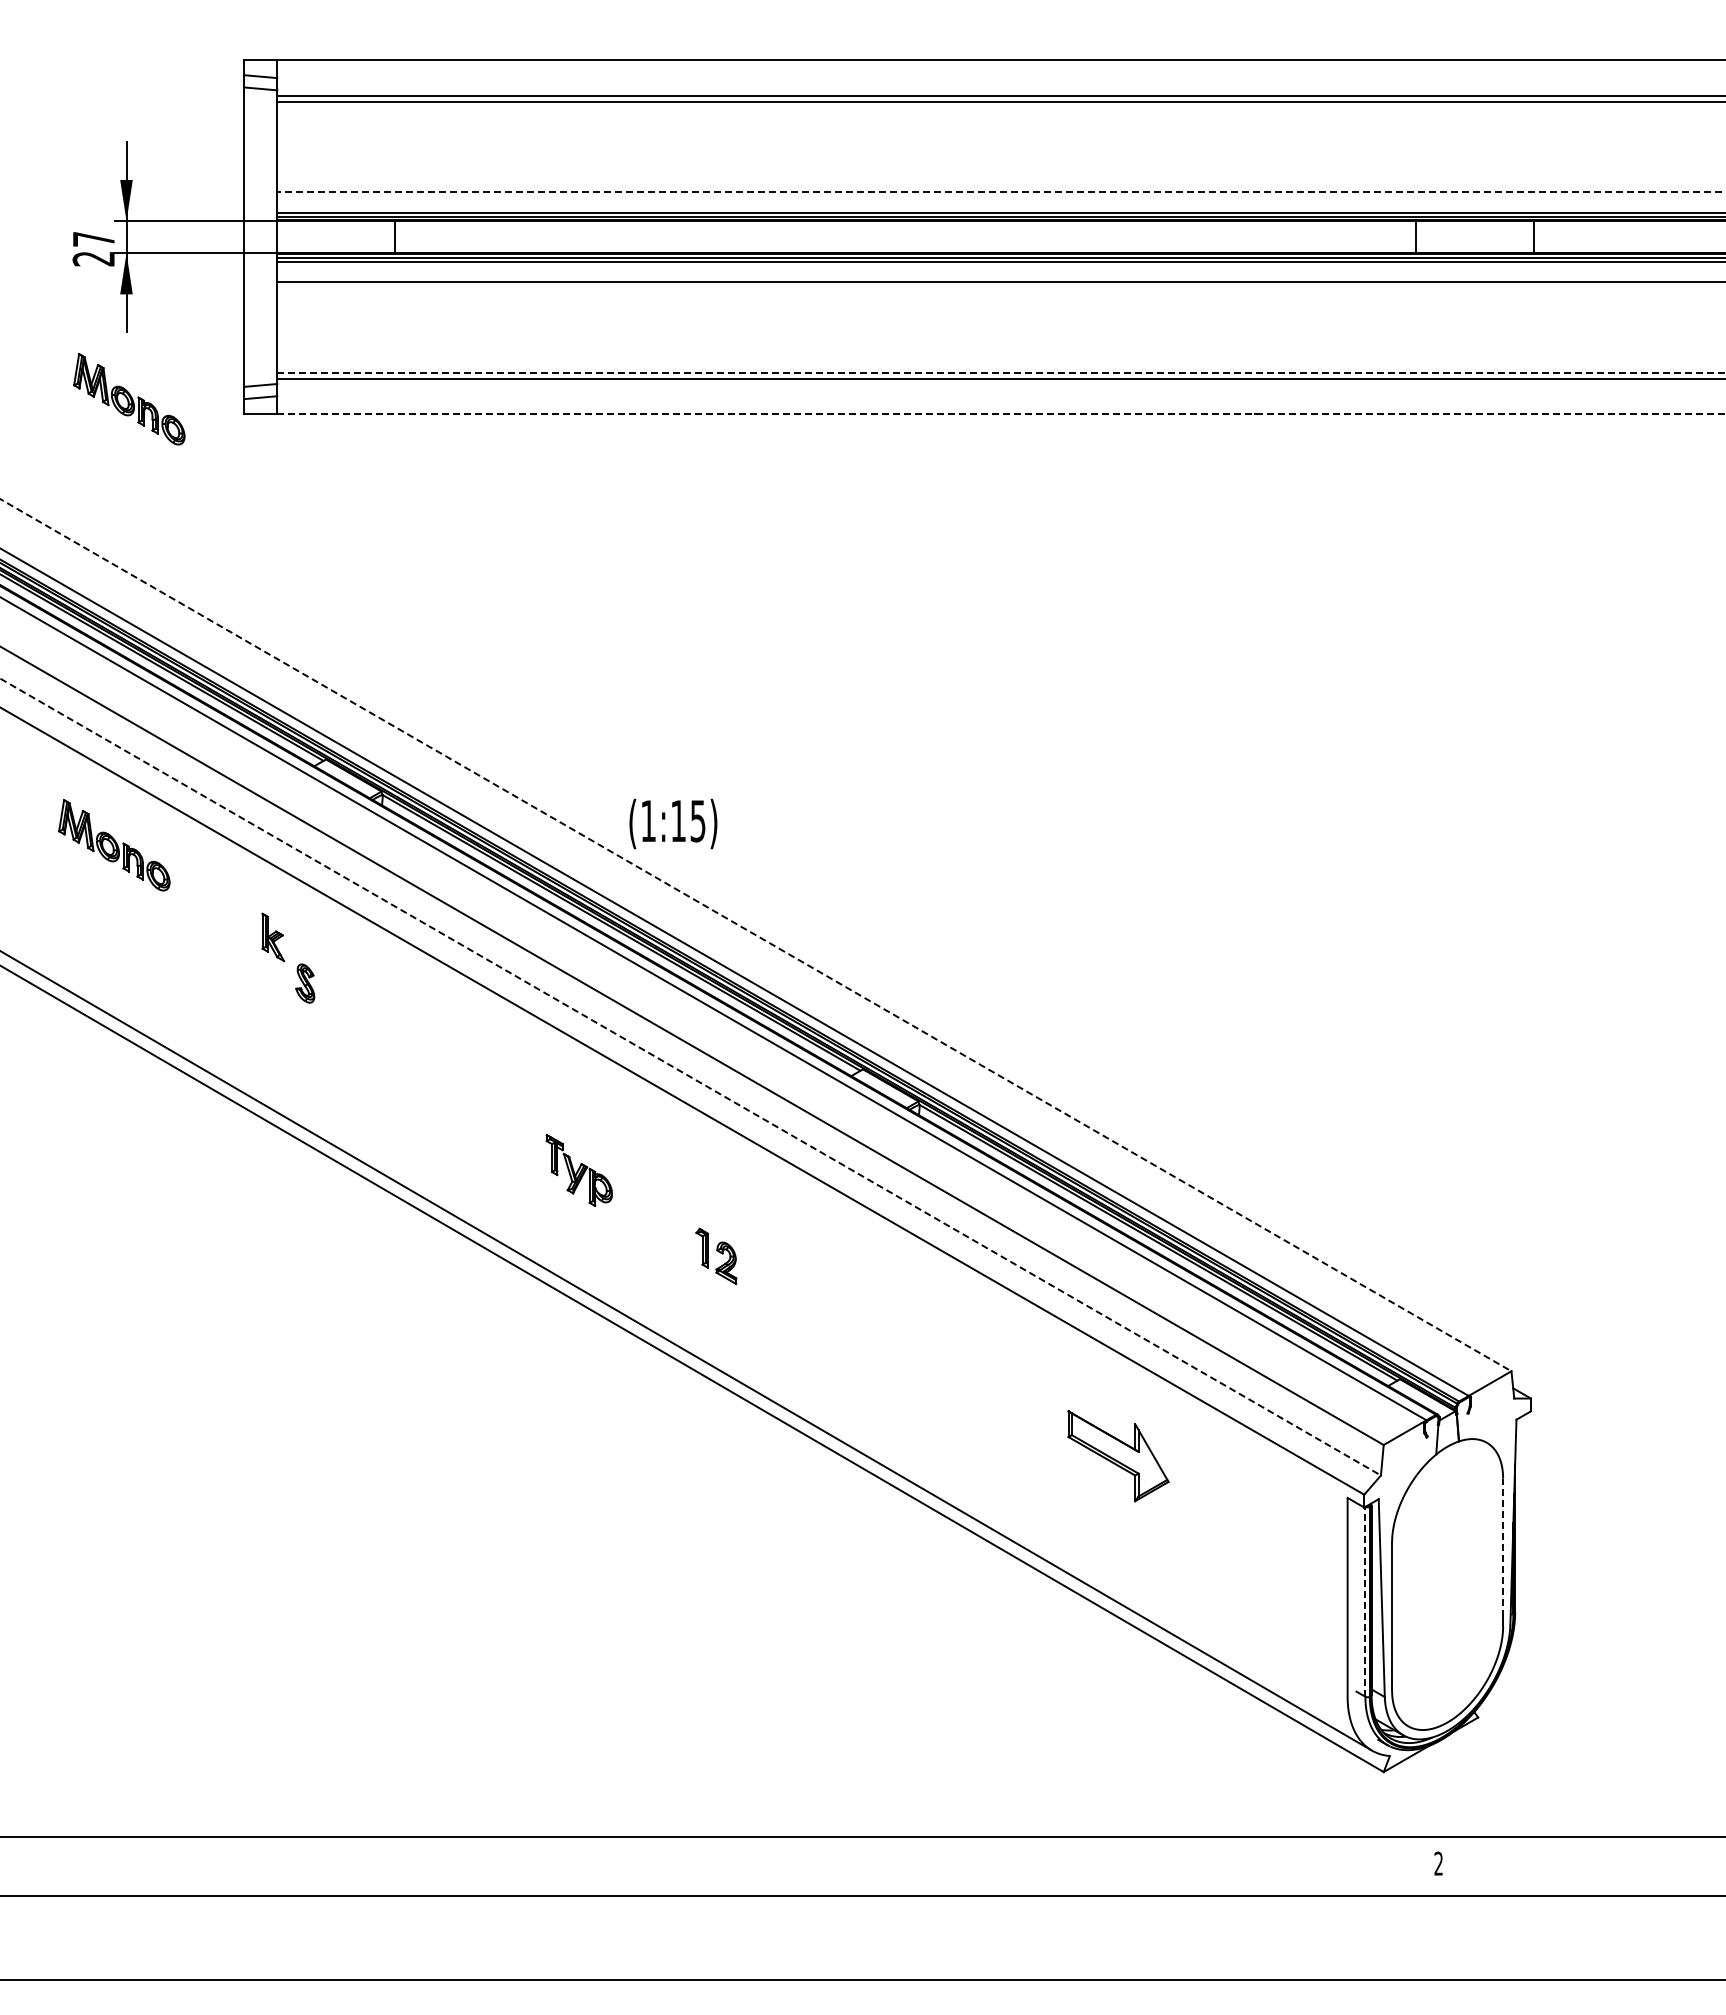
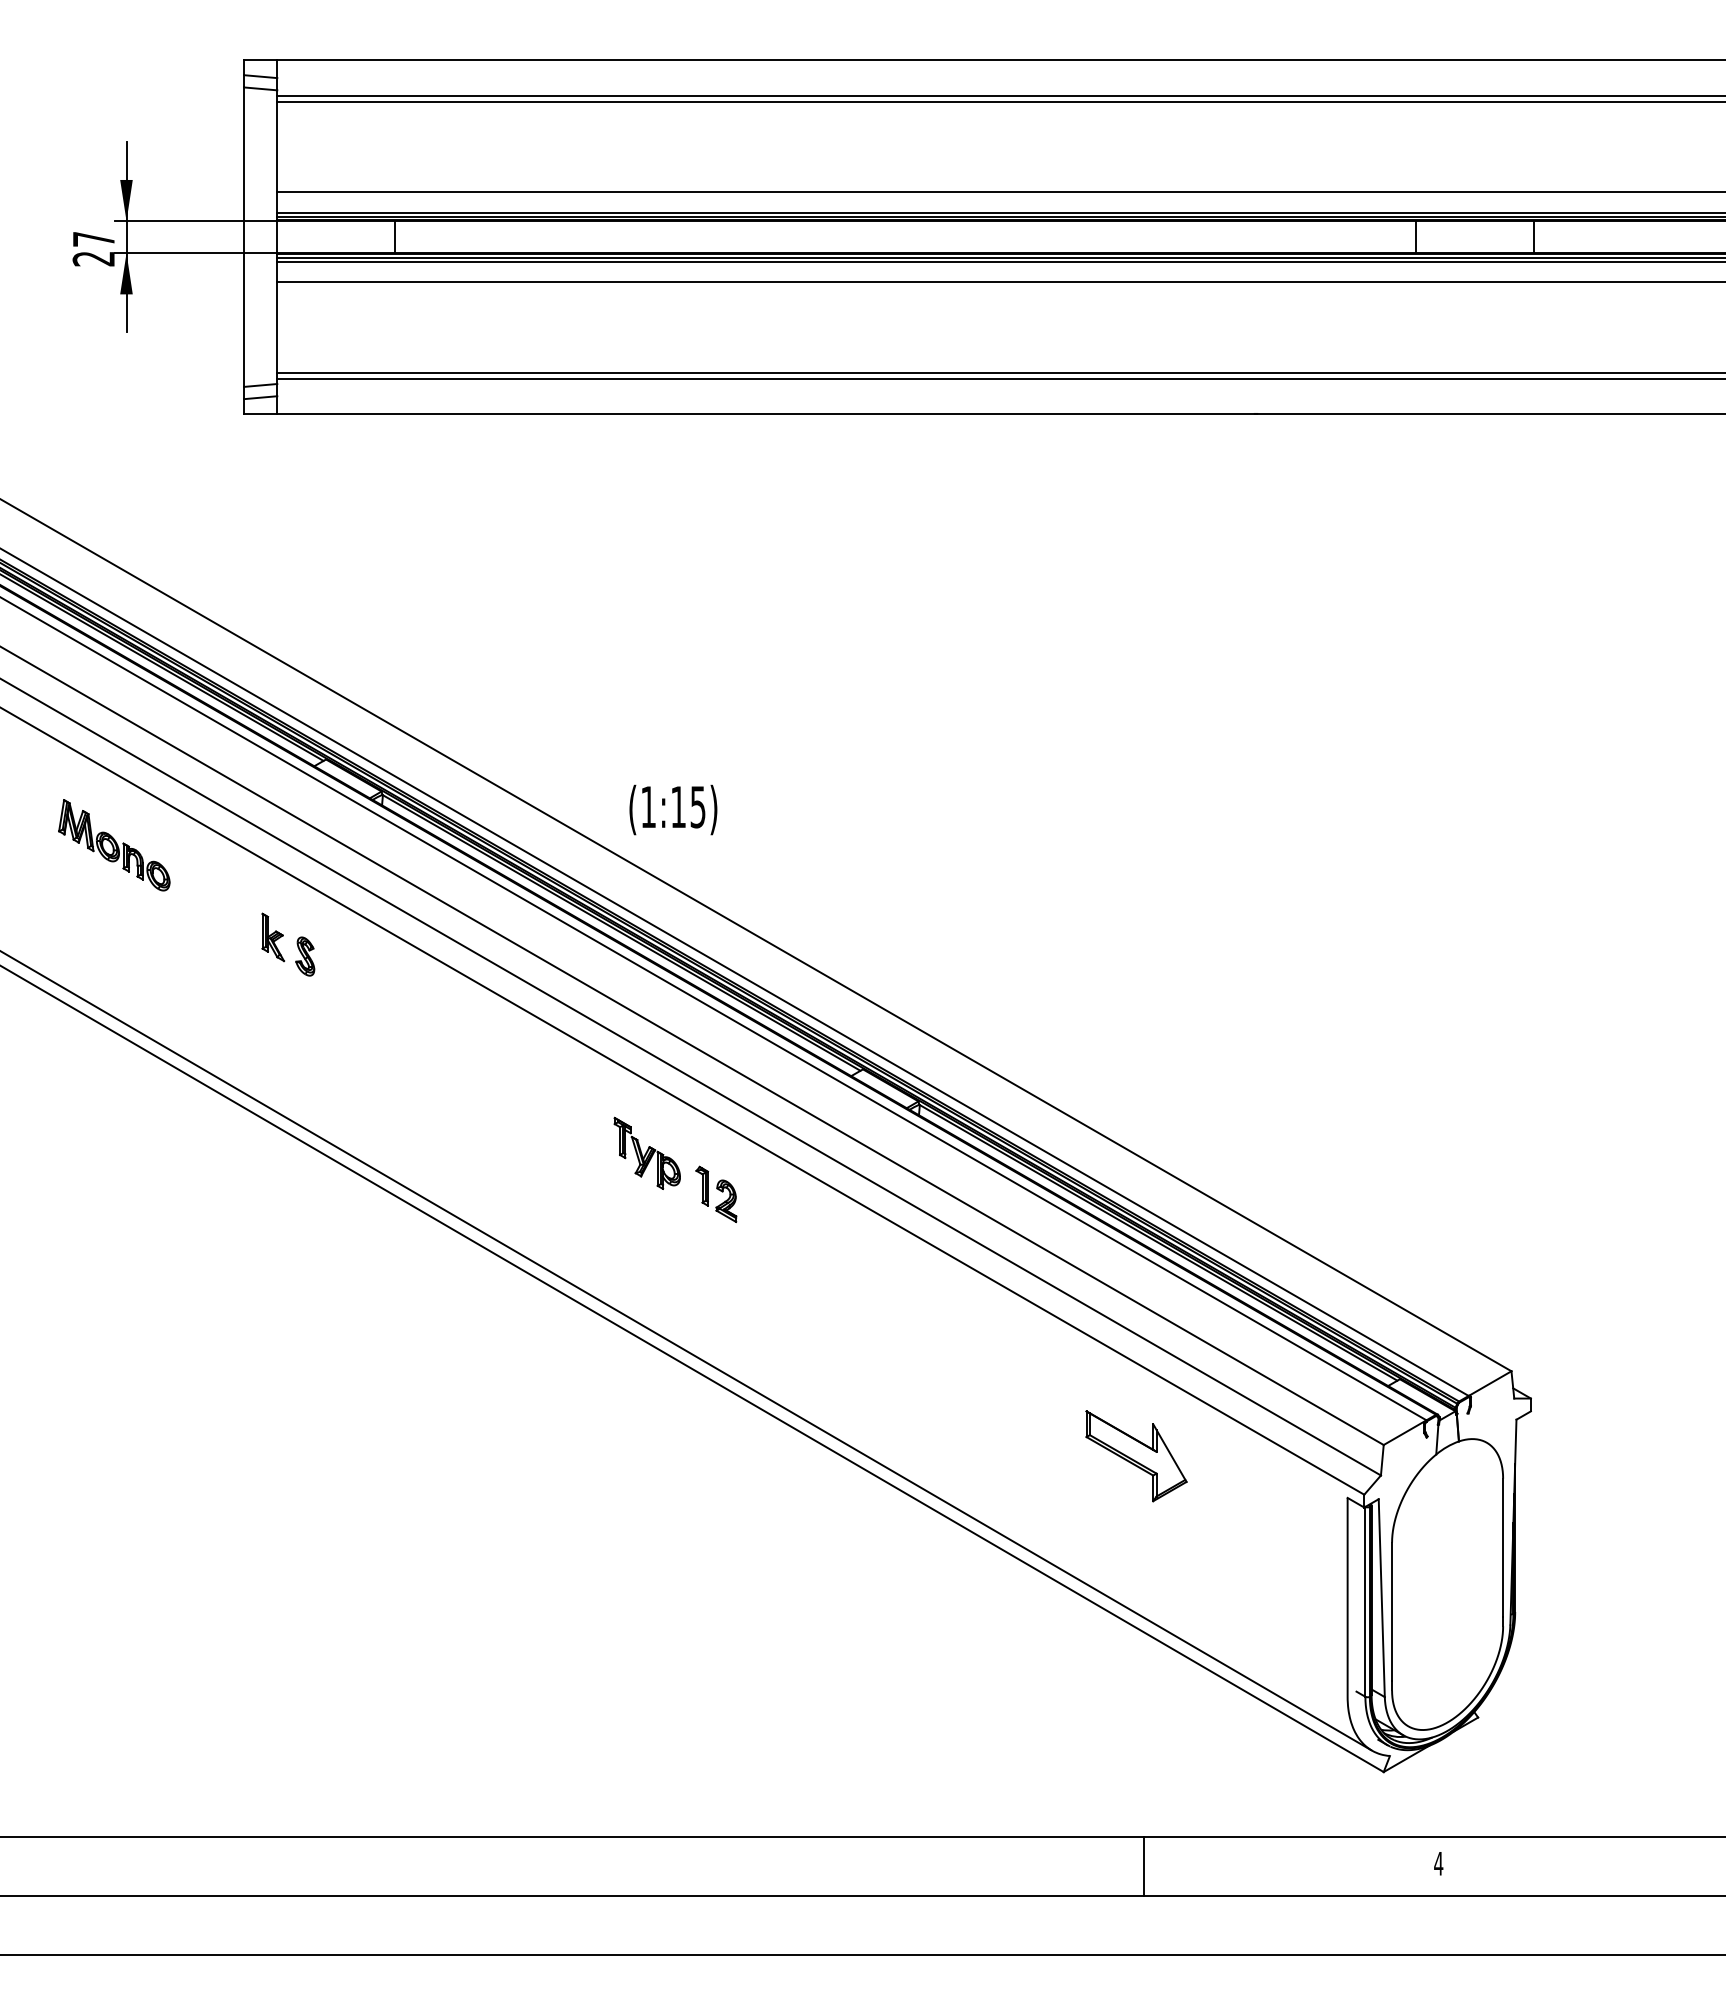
line: dashed -> solid (1001, 192)
line: dashed -> solid (1001, 372)
part: present -> none (129, 399)
line: dashed -> solid (1001, 413)
text position: (673, 823) -> (673, 809) (673, 809)
line: dashed -> solid (756, 935)
part position: (305, 983) -> (305, 956) (305, 956)
line: dashed -> solid (690, 1077)
part position: (578, 1169) -> (646, 1152) (646, 1152)
part position: (716, 1255) -> (716, 1193) (716, 1193)
part position: (1118, 1456) -> (1136, 1456) (1136, 1456)
line: dashed -> solid (1503, 1547)
line: dashed -> solid (1365, 1601)
text: 2 -> 4 (1438, 1863)
line: none -> present (1143, 1865)
line position: (862, 1979) -> (862, 1954) (862, 1954)
